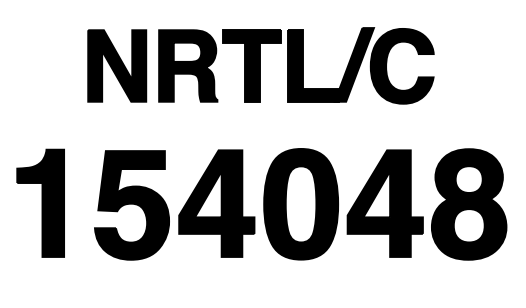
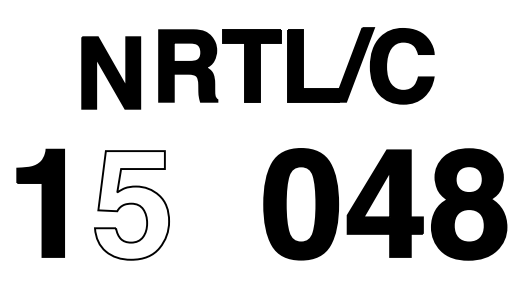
part position: (117, 65) -> (111, 72) (111, 72)
part: present -> none (216, 203)
fill: present -> none (131, 205)
